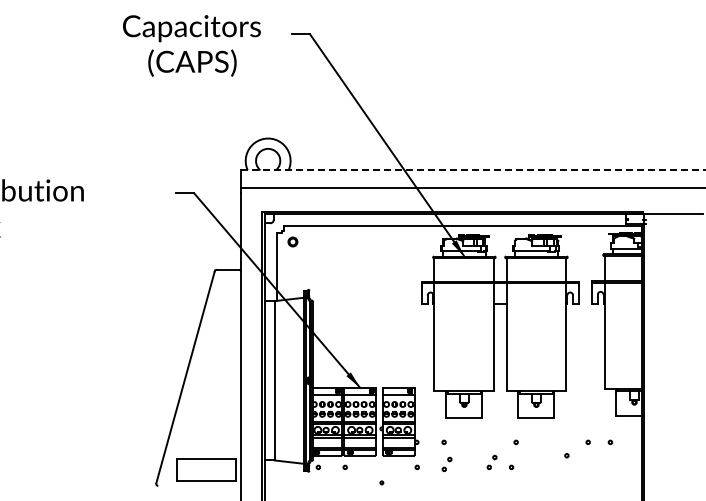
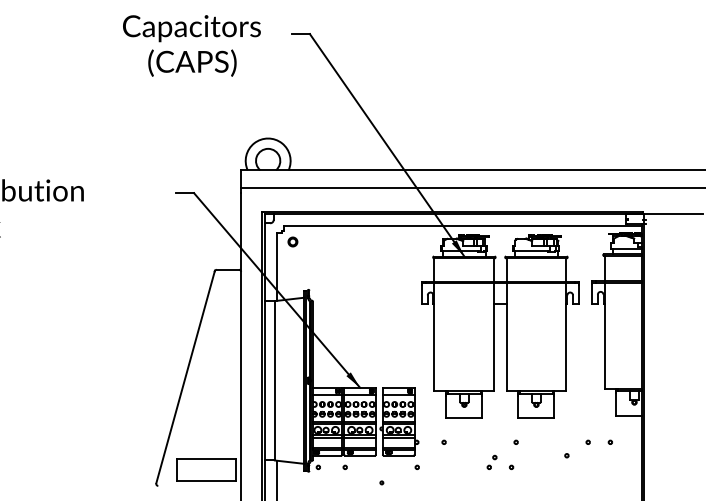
line: dashed -> solid (474, 170)
part: present -> none (446, 463)
line: none -> present (277, 478)
